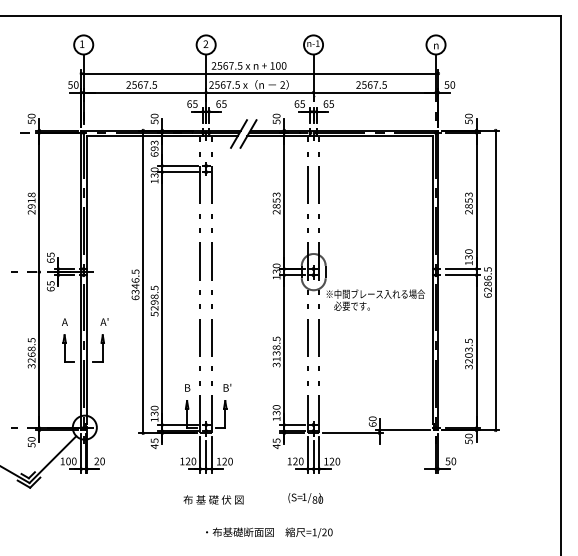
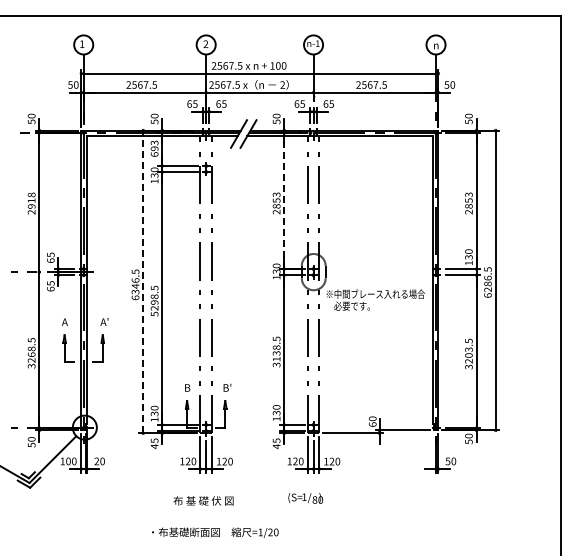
line: solid -> dashed (284, 200)
line: solid -> dashed (143, 281)
text position: (213, 499) -> (203, 500) (203, 500)
text position: (269, 532) -> (215, 532) (215, 532)
